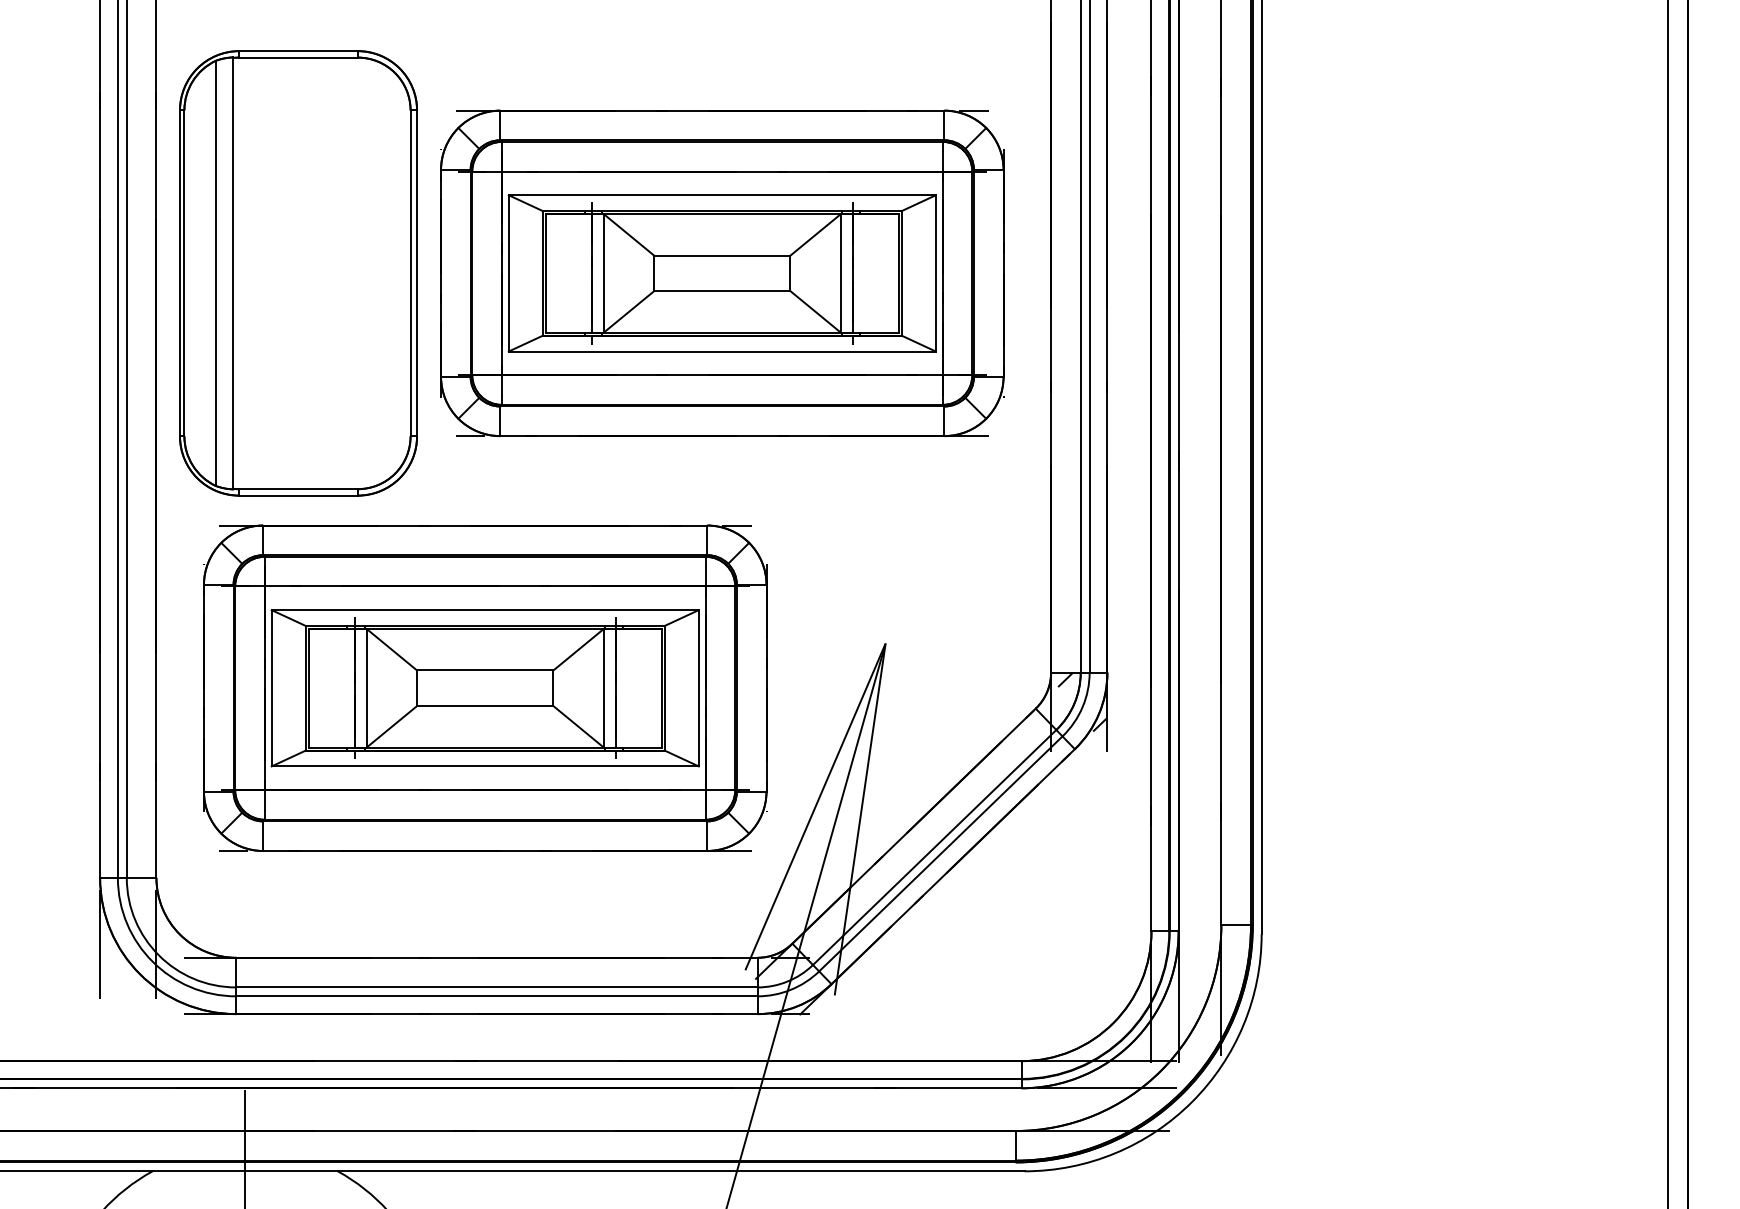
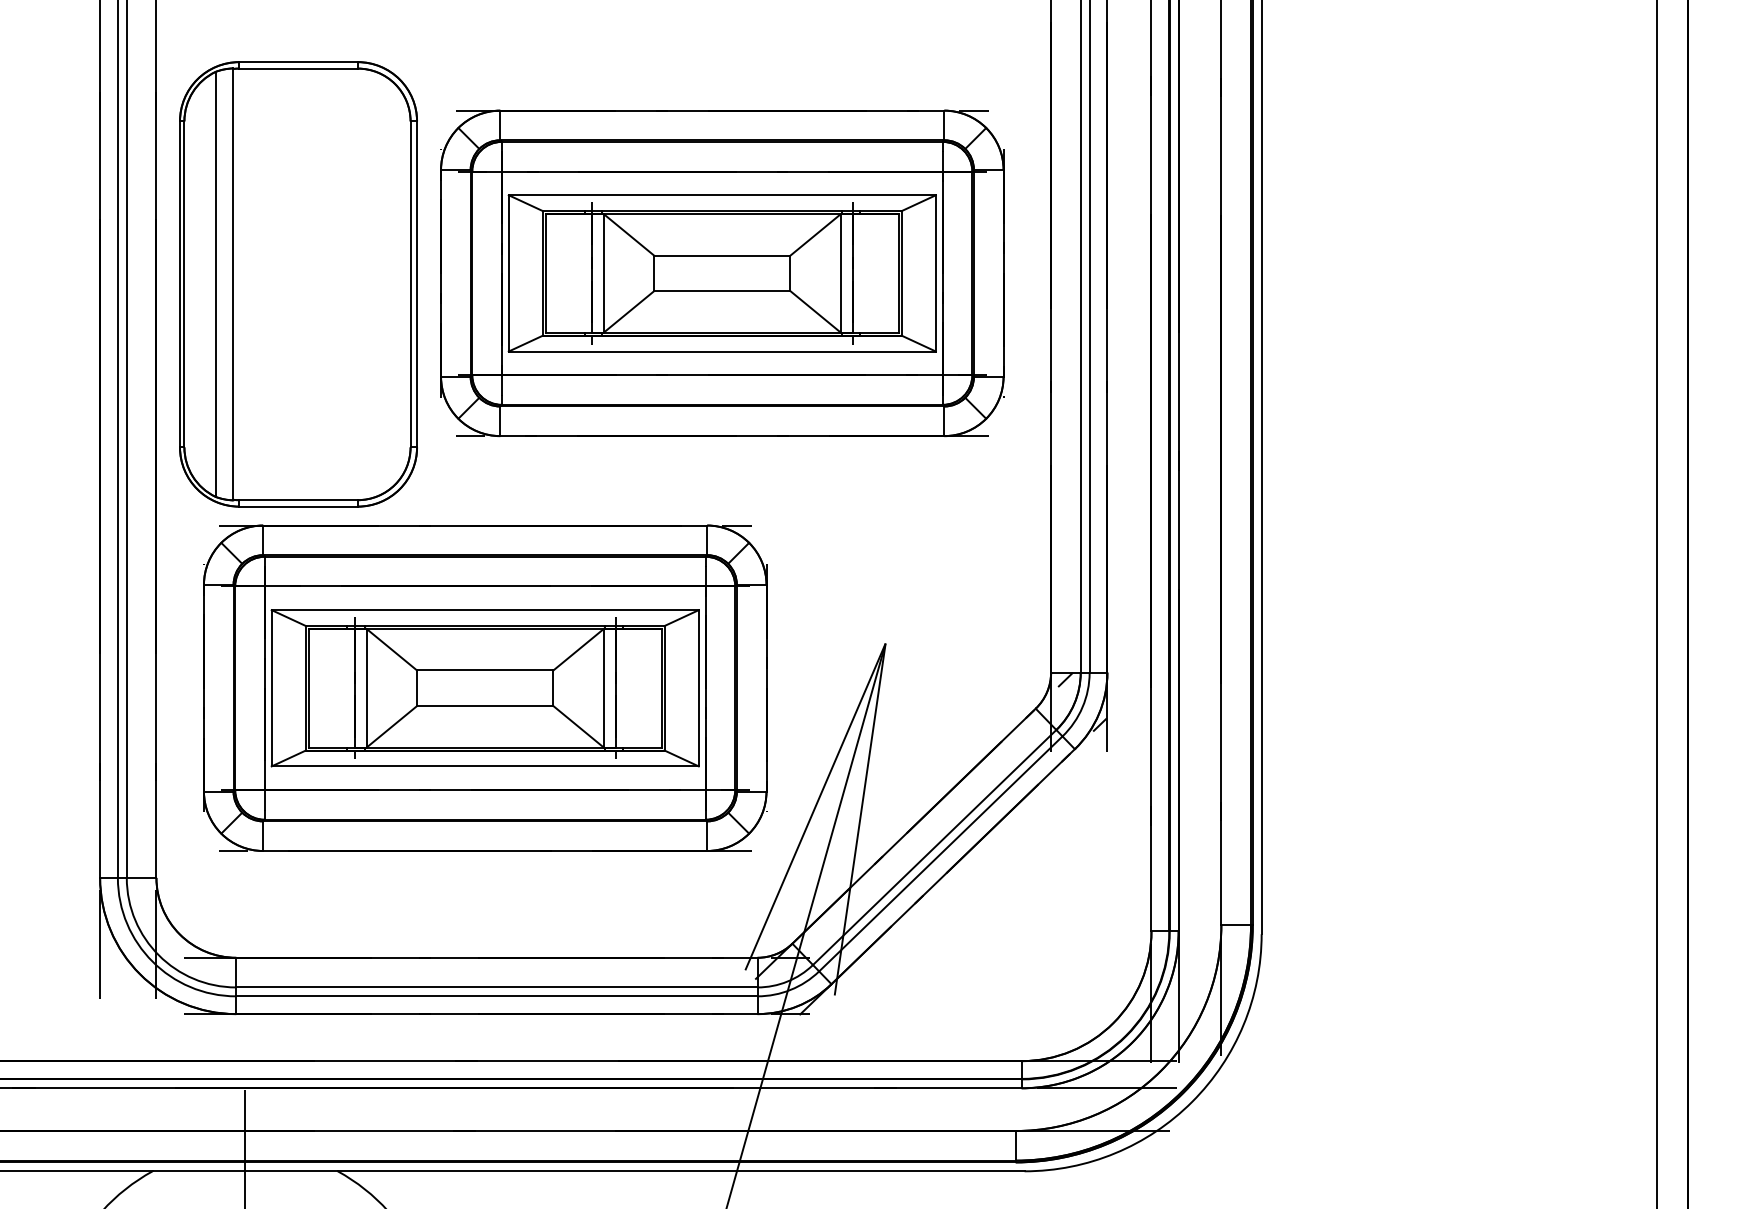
part position: (298, 273) -> (298, 284) (298, 284)
line position: (1667, 603) -> (1656, 603) (1656, 603)
